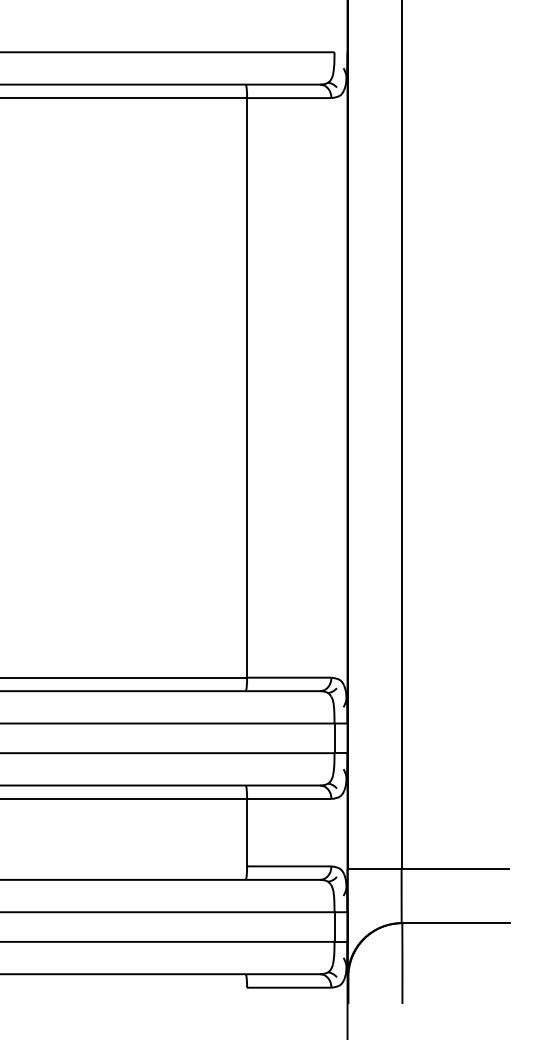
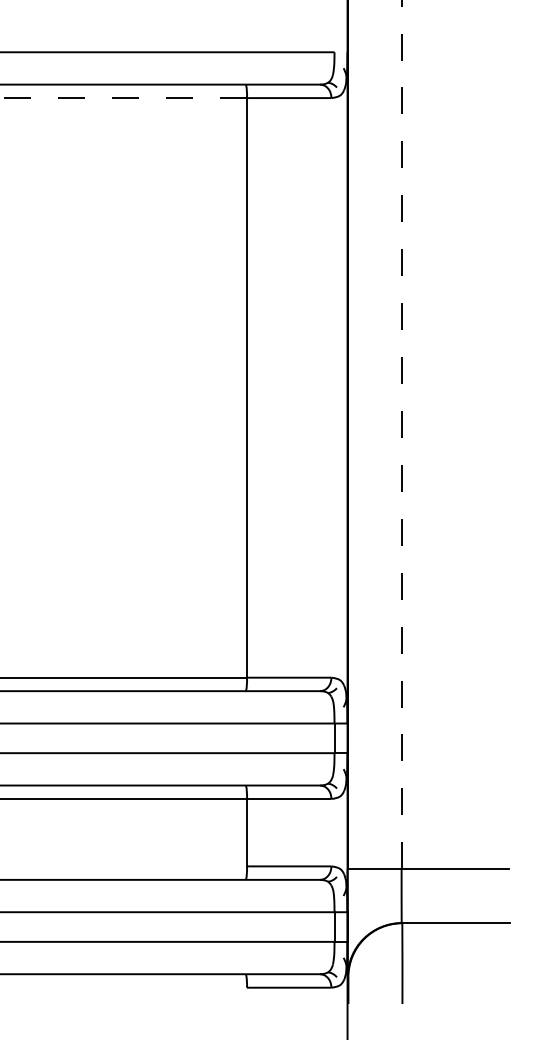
line: solid -> dashed (123, 98)
line: solid -> dashed (401, 434)
